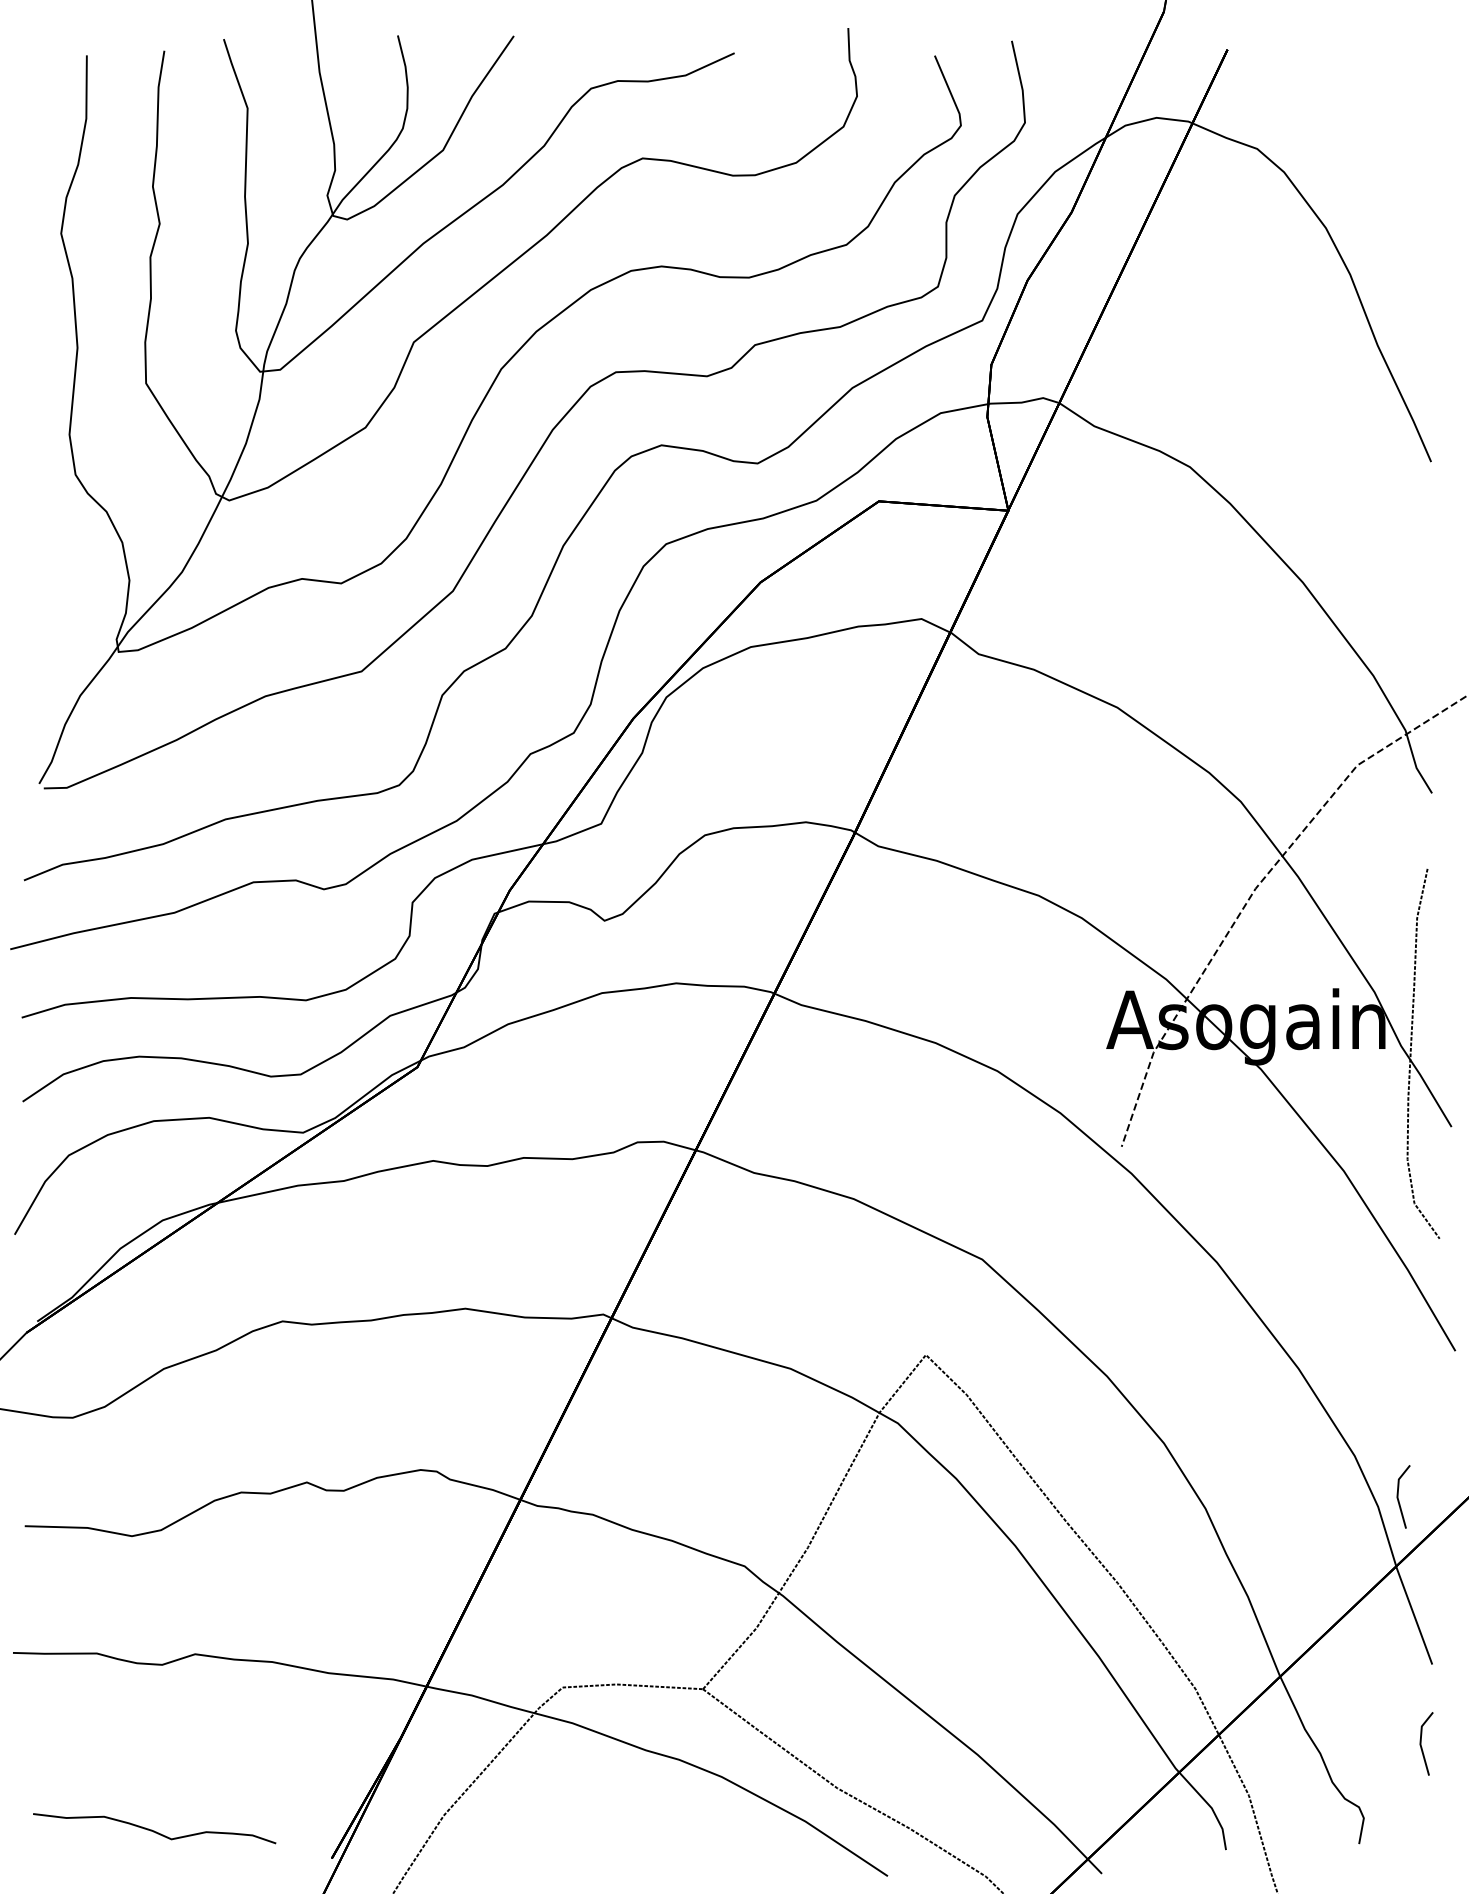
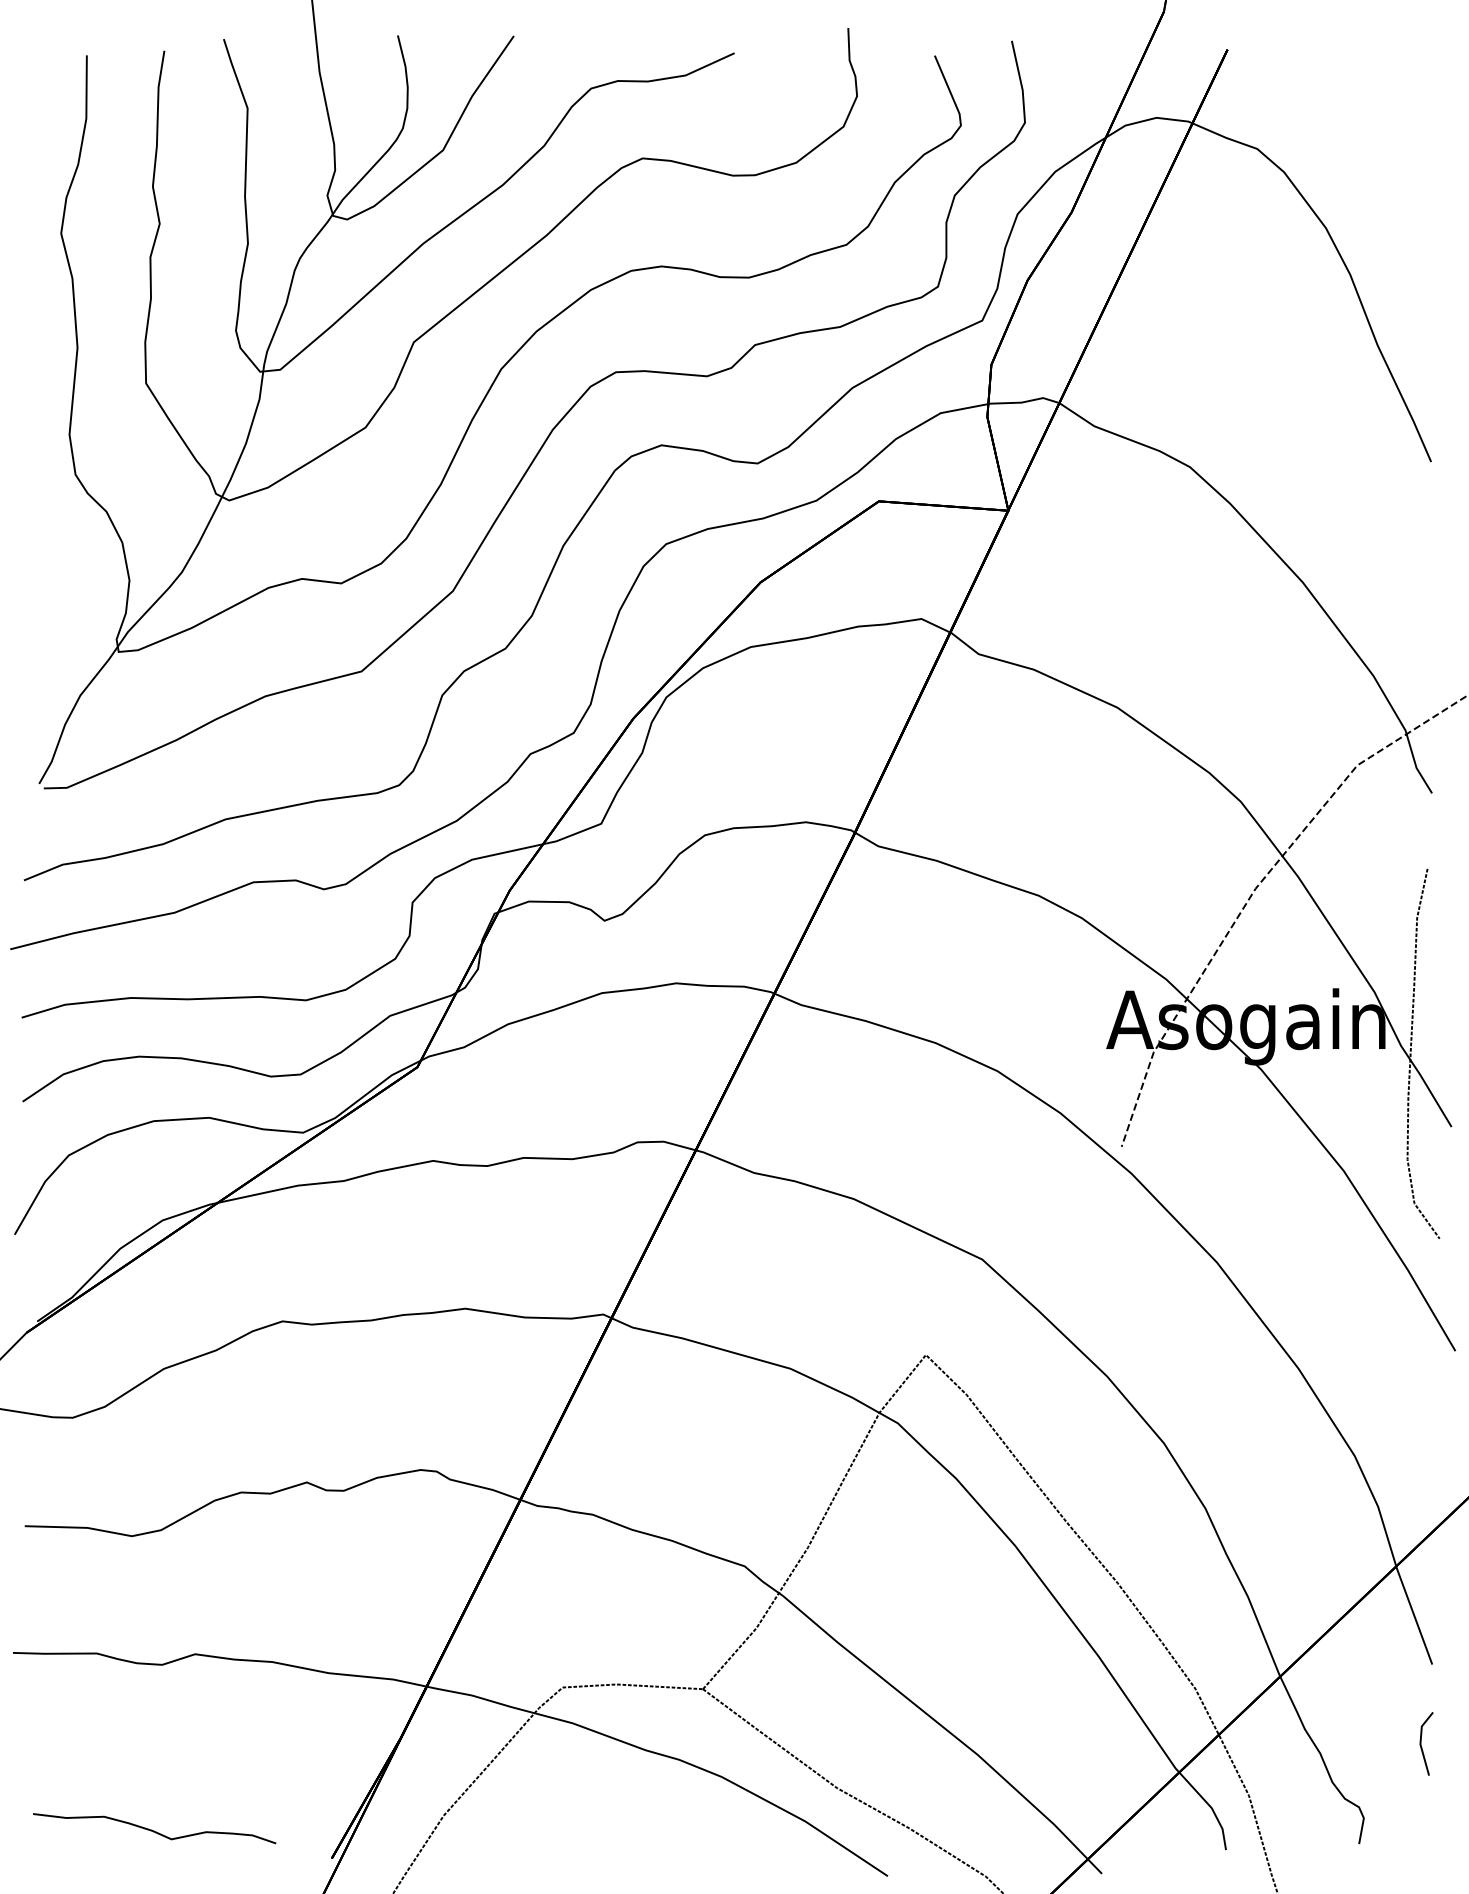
line: present -> none (1398, 1496)
